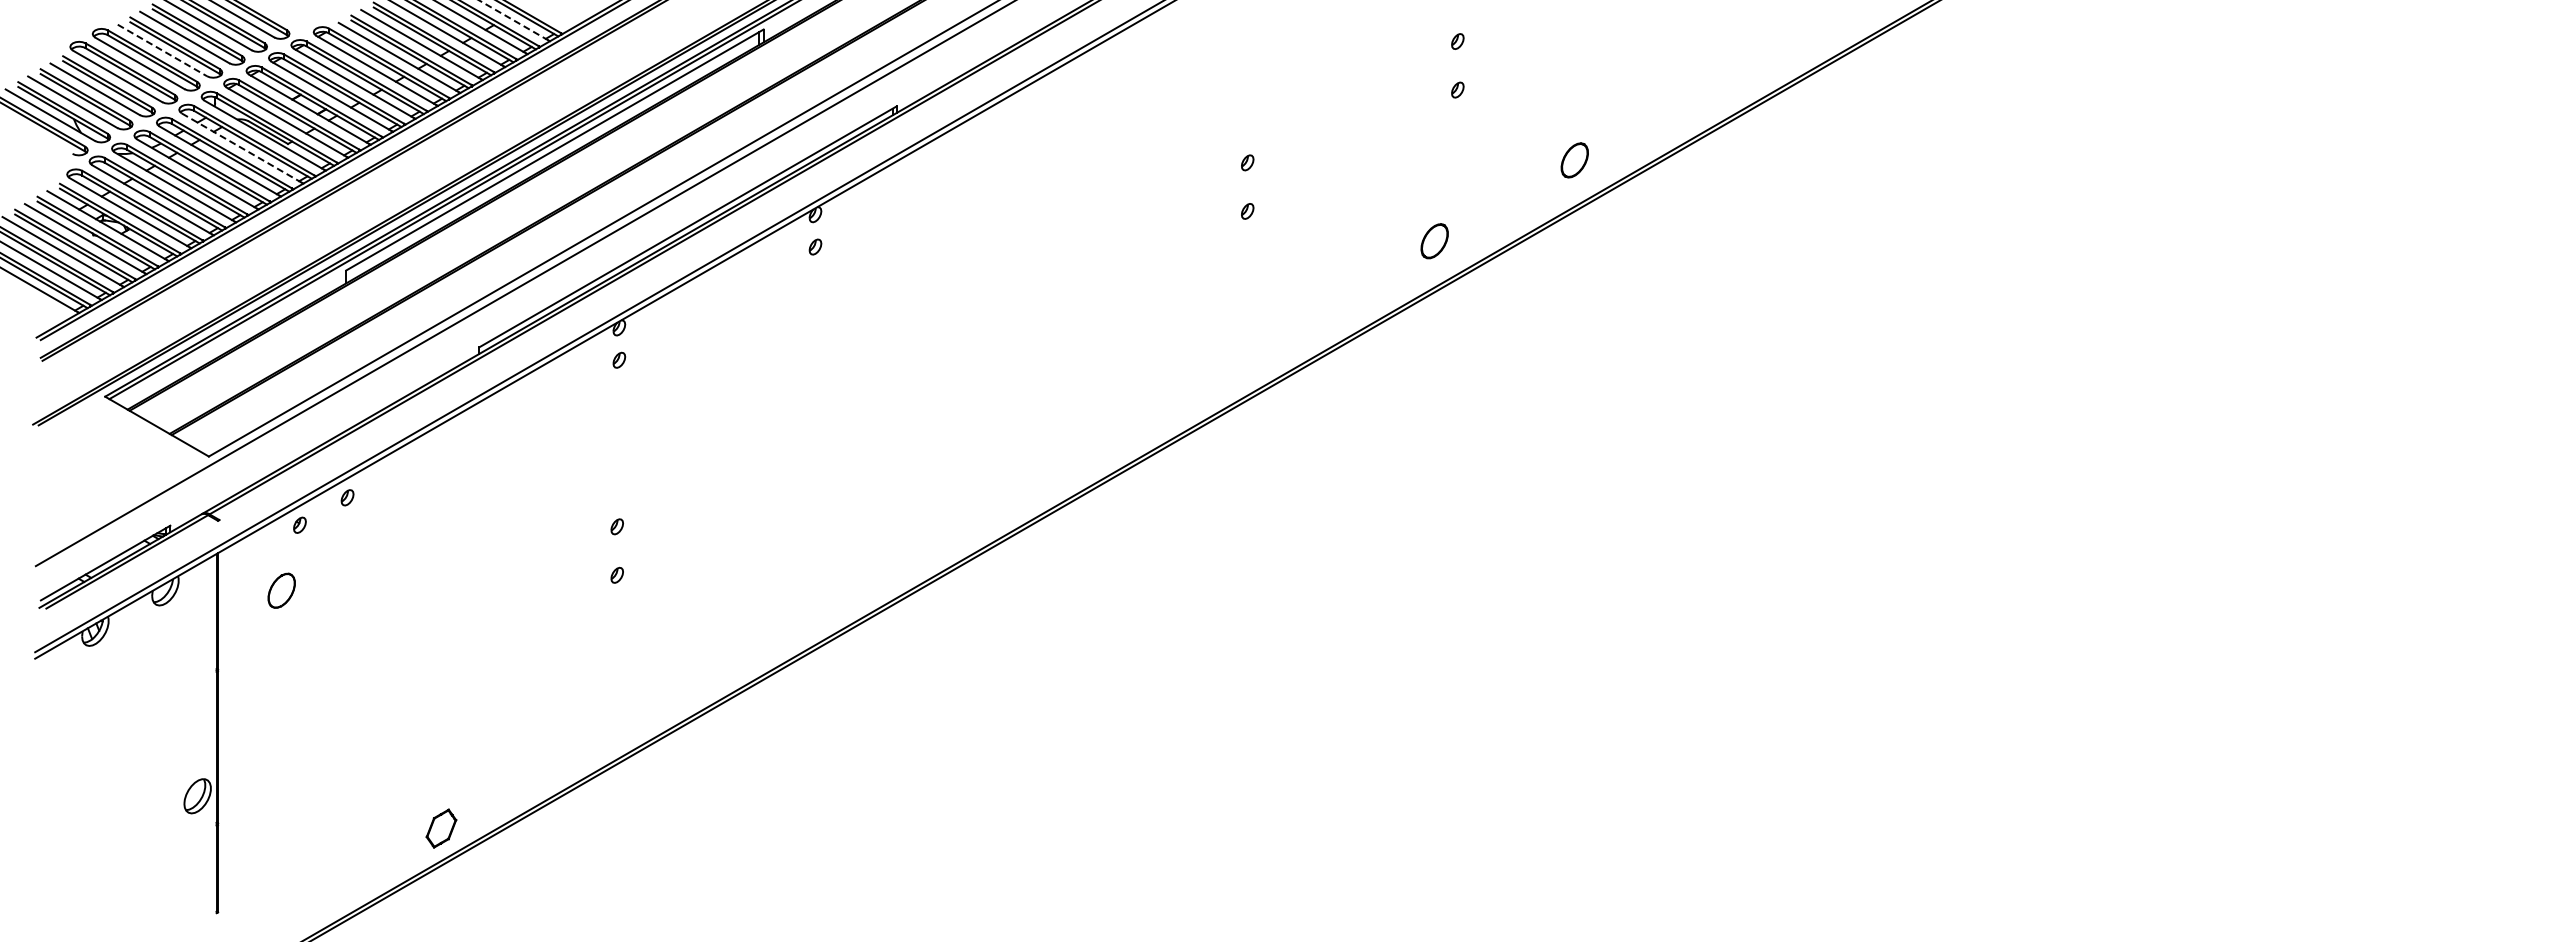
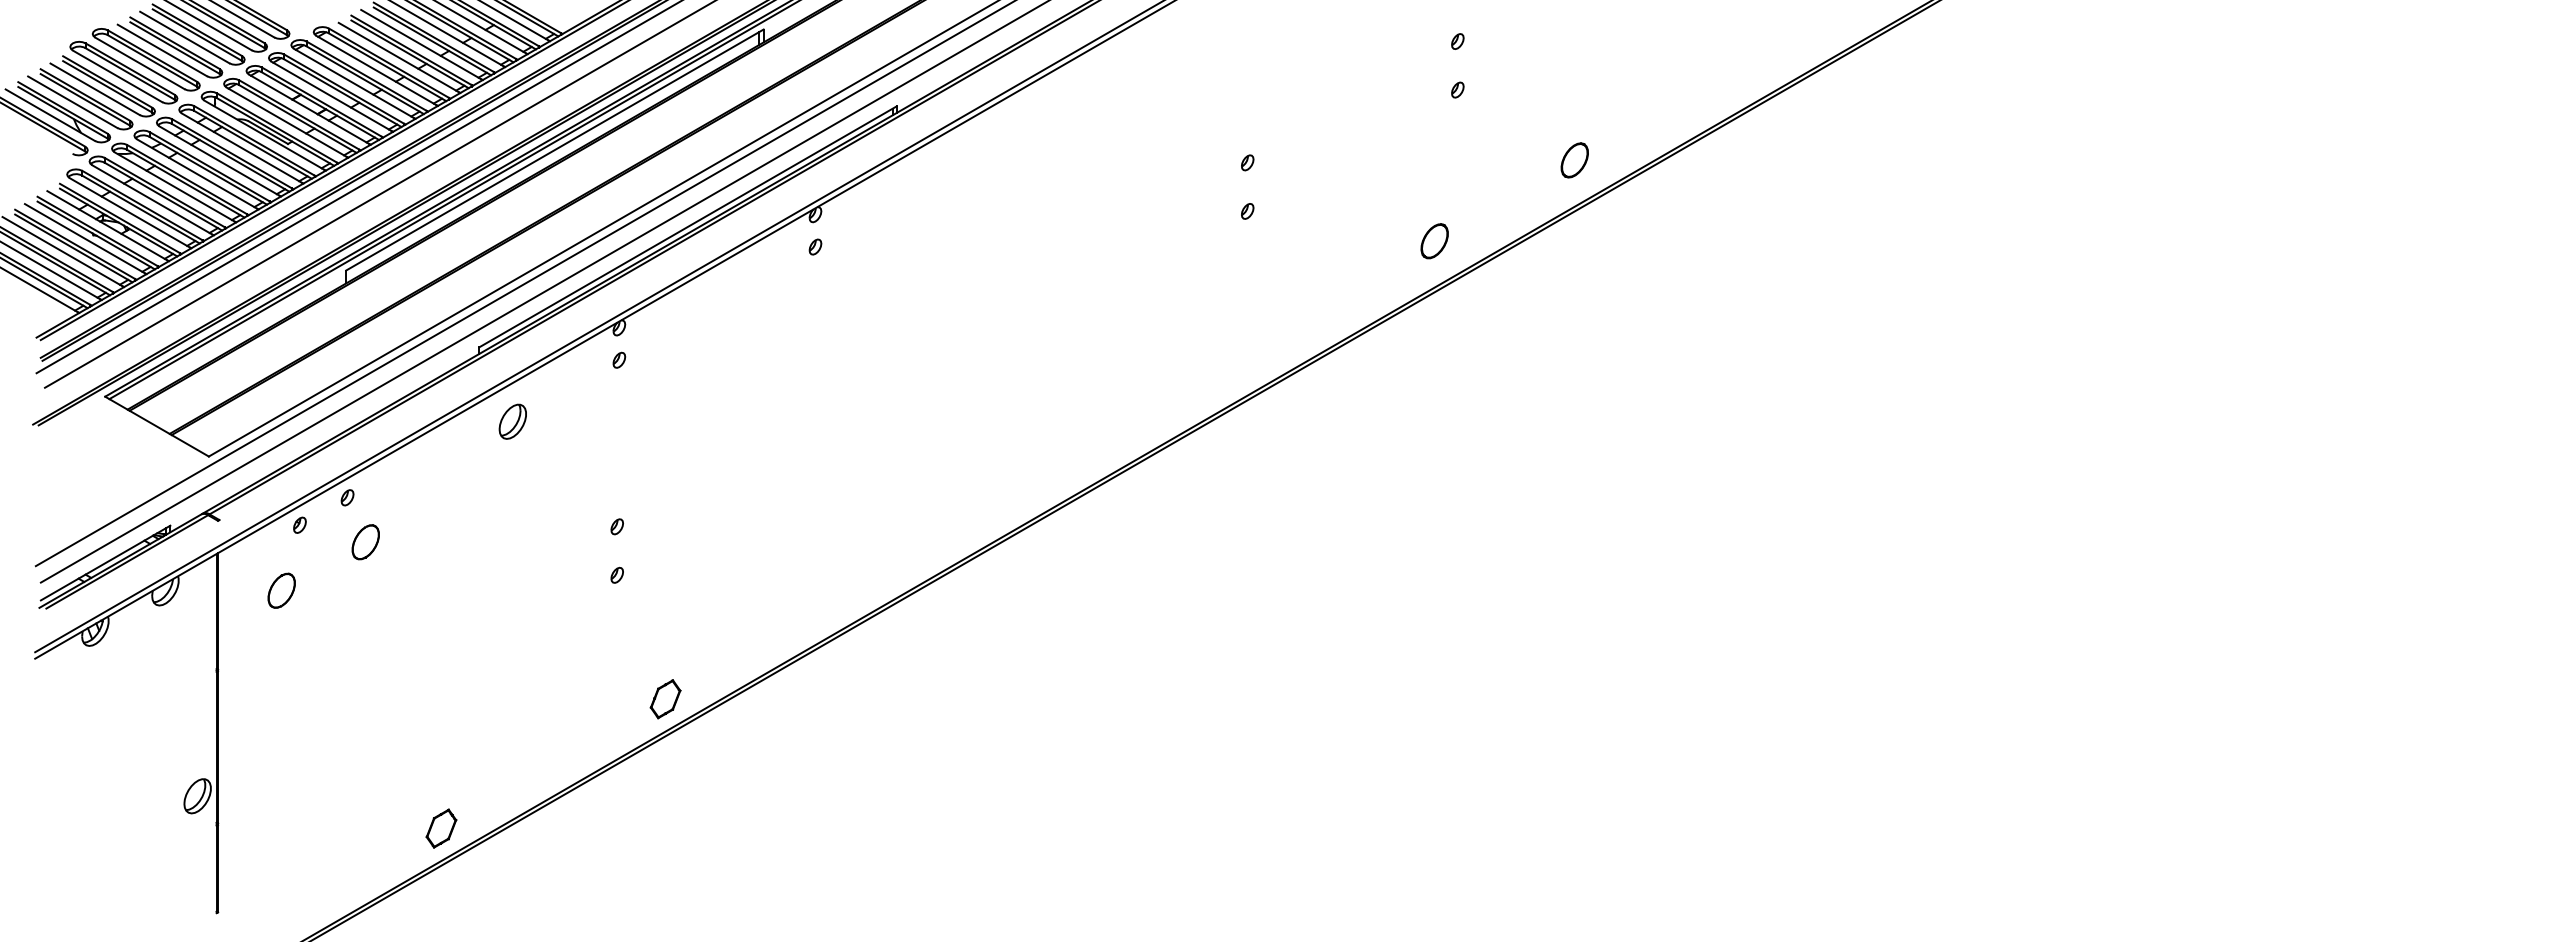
line: dashed -> solid (513, 20)
line: dashed -> solid (162, 50)
line: dashed -> solid (242, 148)
line: none -> present (357, 187)
line: none -> present (378, 194)
line: none -> present (543, 292)
part: none -> present (512, 421)
part: none -> present (365, 542)
part: none -> present (665, 699)
